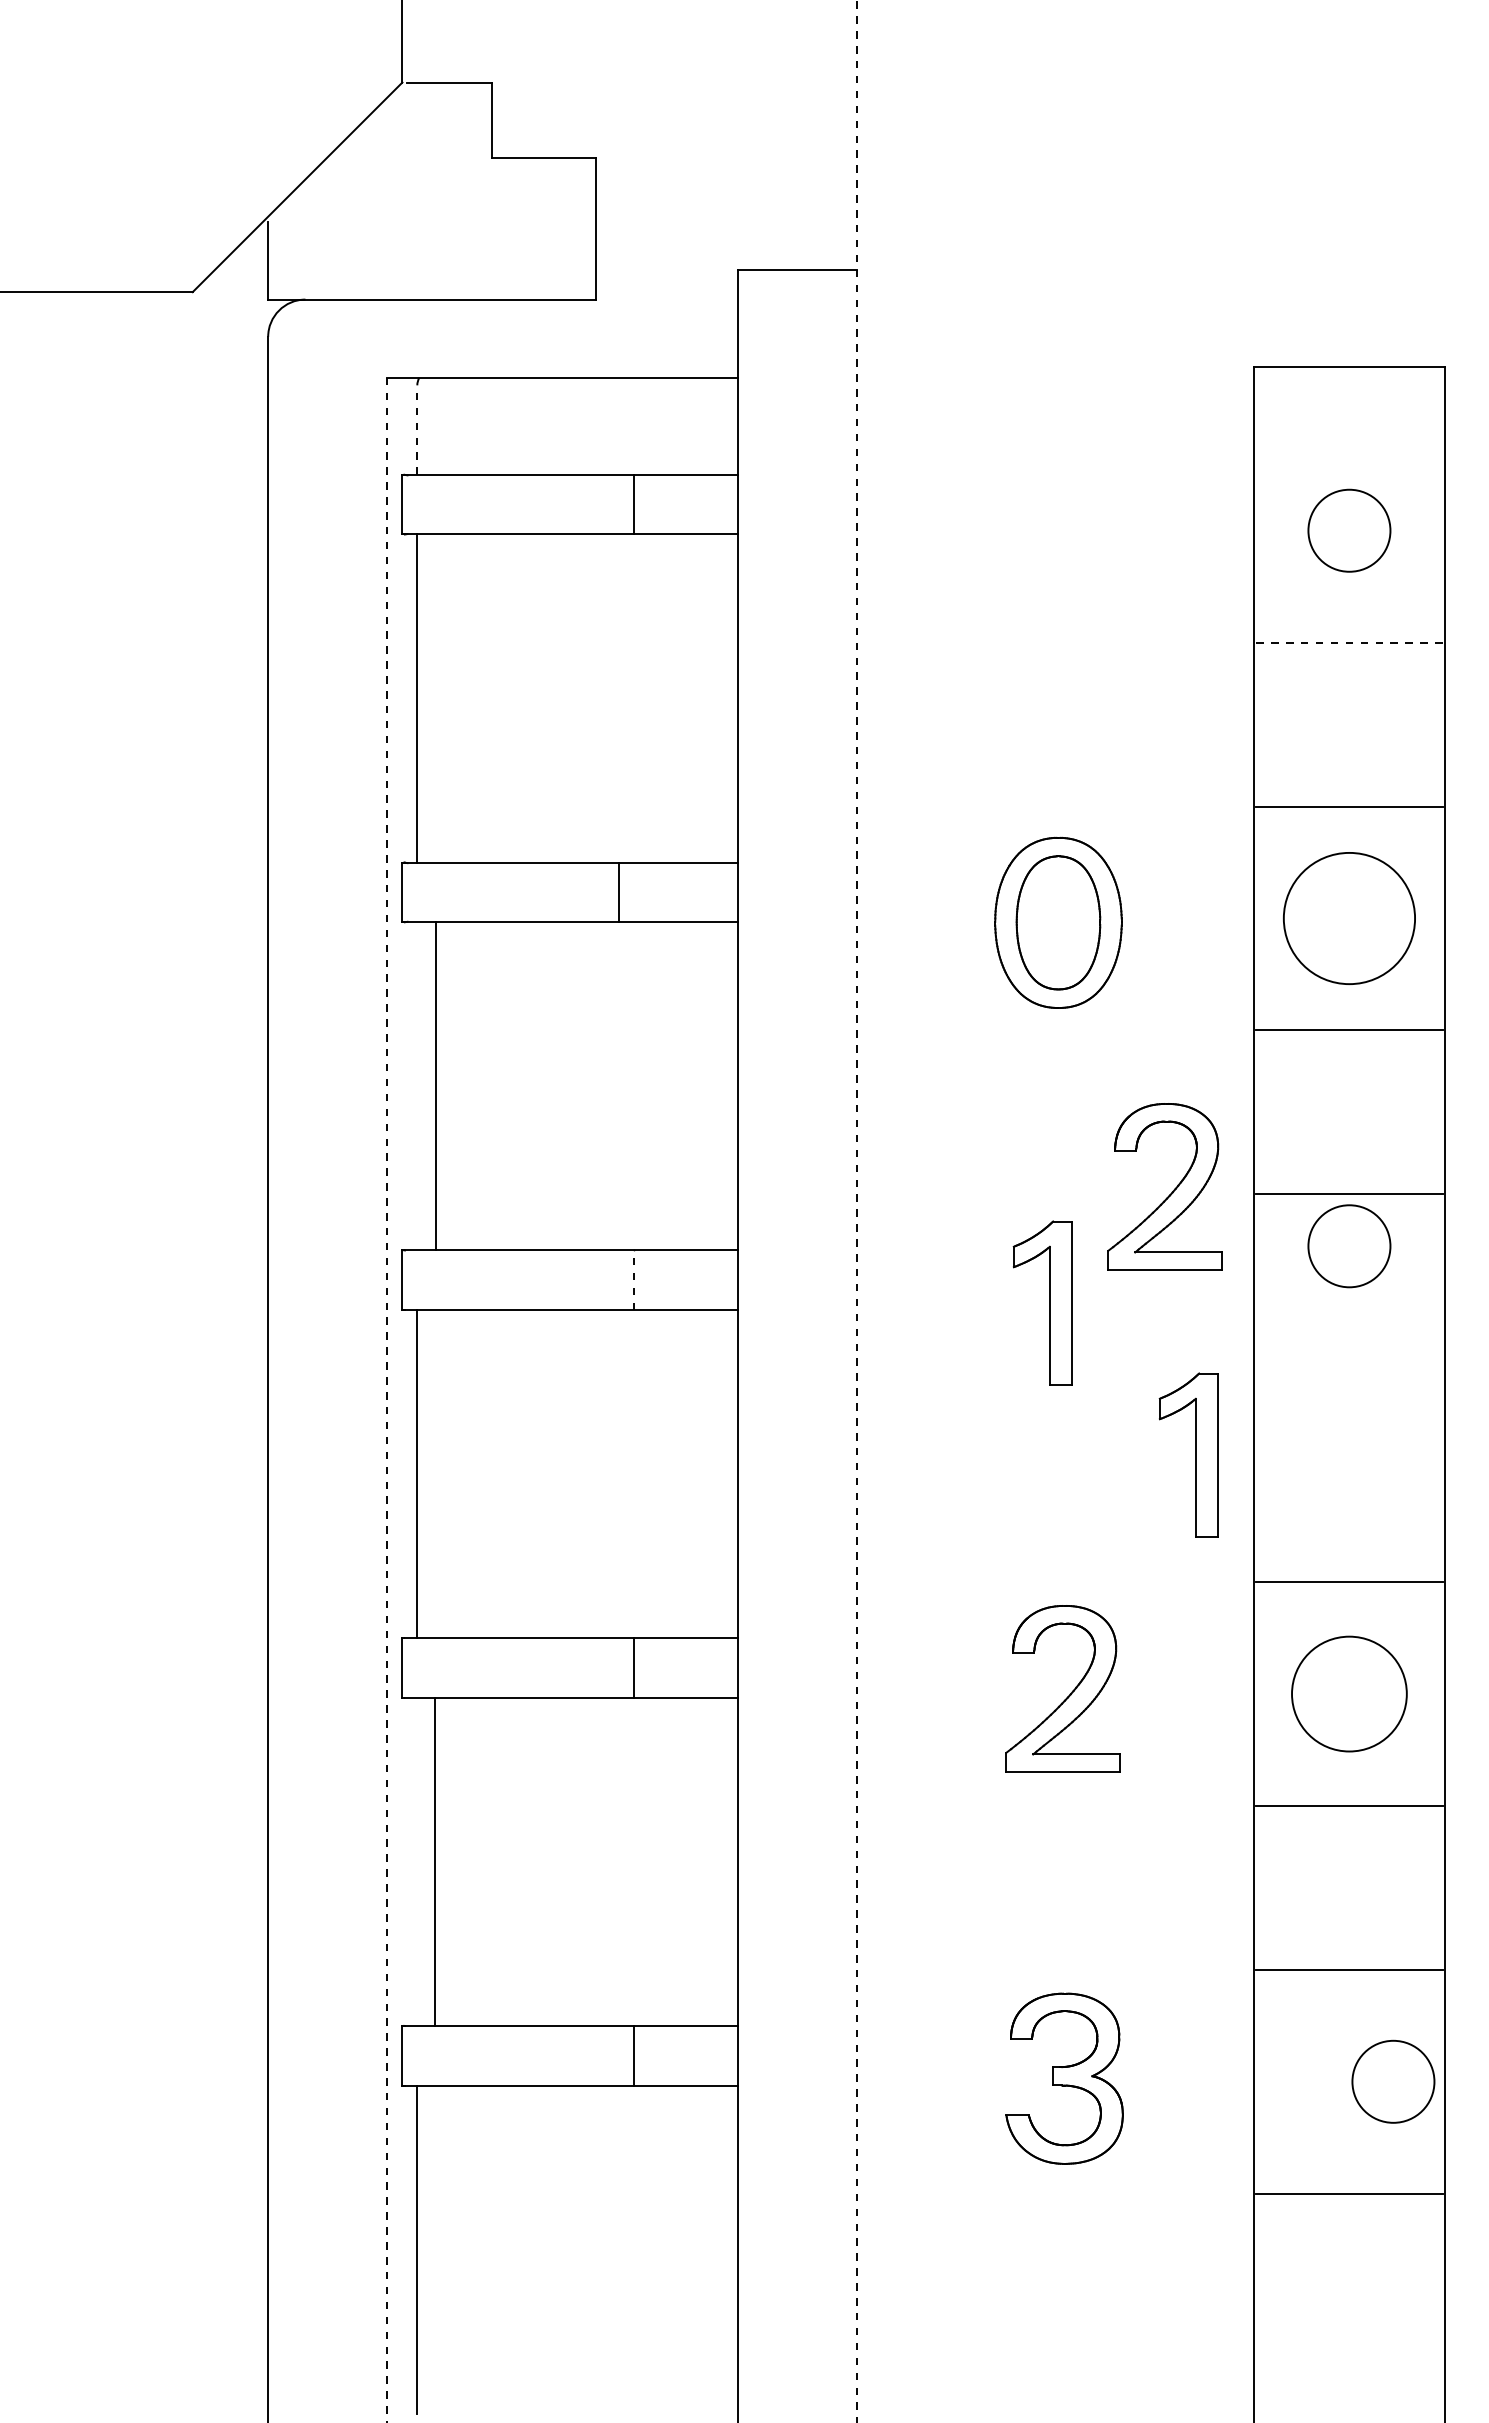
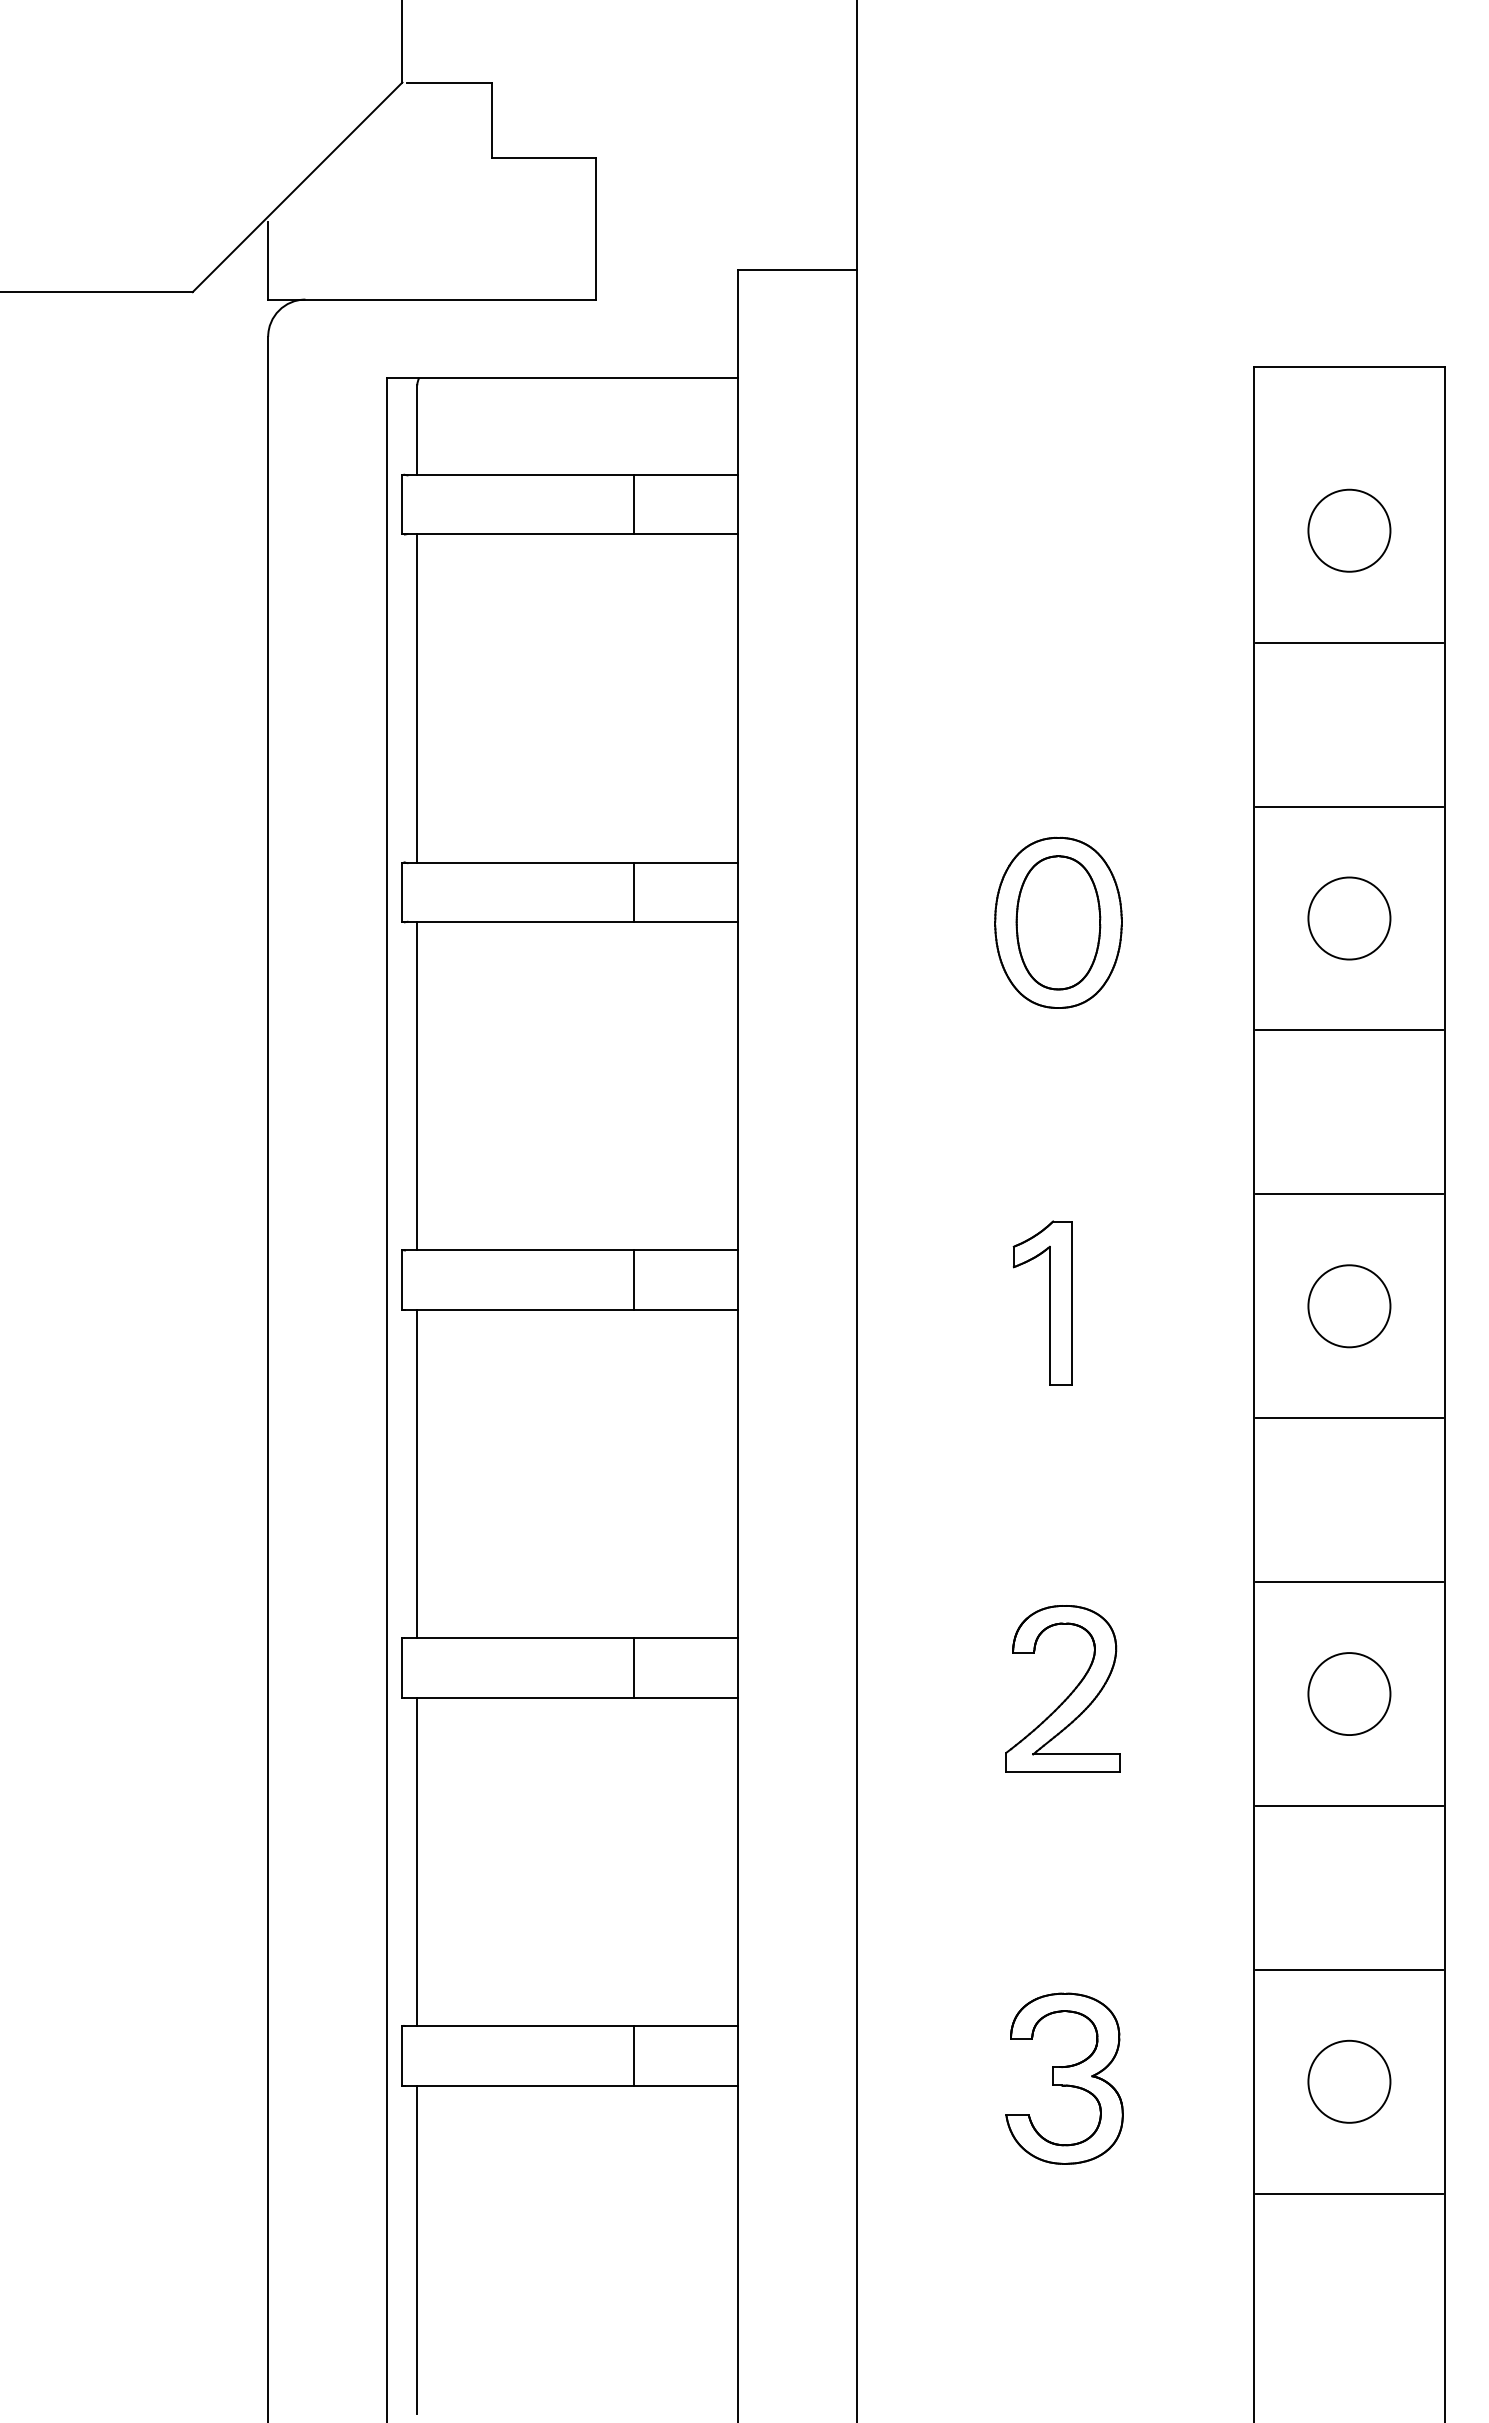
line: dashed -> solid (417, 430)
line: dashed -> solid (1349, 642)
line position: (618, 892) -> (633, 892) (633, 892)
circle diameter: 131 px -> 82 px (1349, 918)
line position: (436, 1086) -> (417, 1086) (417, 1086)
part: present -> none (1171, 1192)
line: dashed -> solid (857, 1210)
circle position: (1349, 1246) -> (1349, 1306) (1349, 1306)
line: dashed -> solid (633, 1280)
line: dashed -> solid (387, 1400)
line: none -> present (1349, 1418)
part: present -> none (1195, 1454)
circle size: 117x118 px -> 85x84 px (1349, 1693)
line position: (435, 1861) -> (417, 1861) (417, 1861)
circle position: (1393, 2081) -> (1349, 2081) (1349, 2081)
